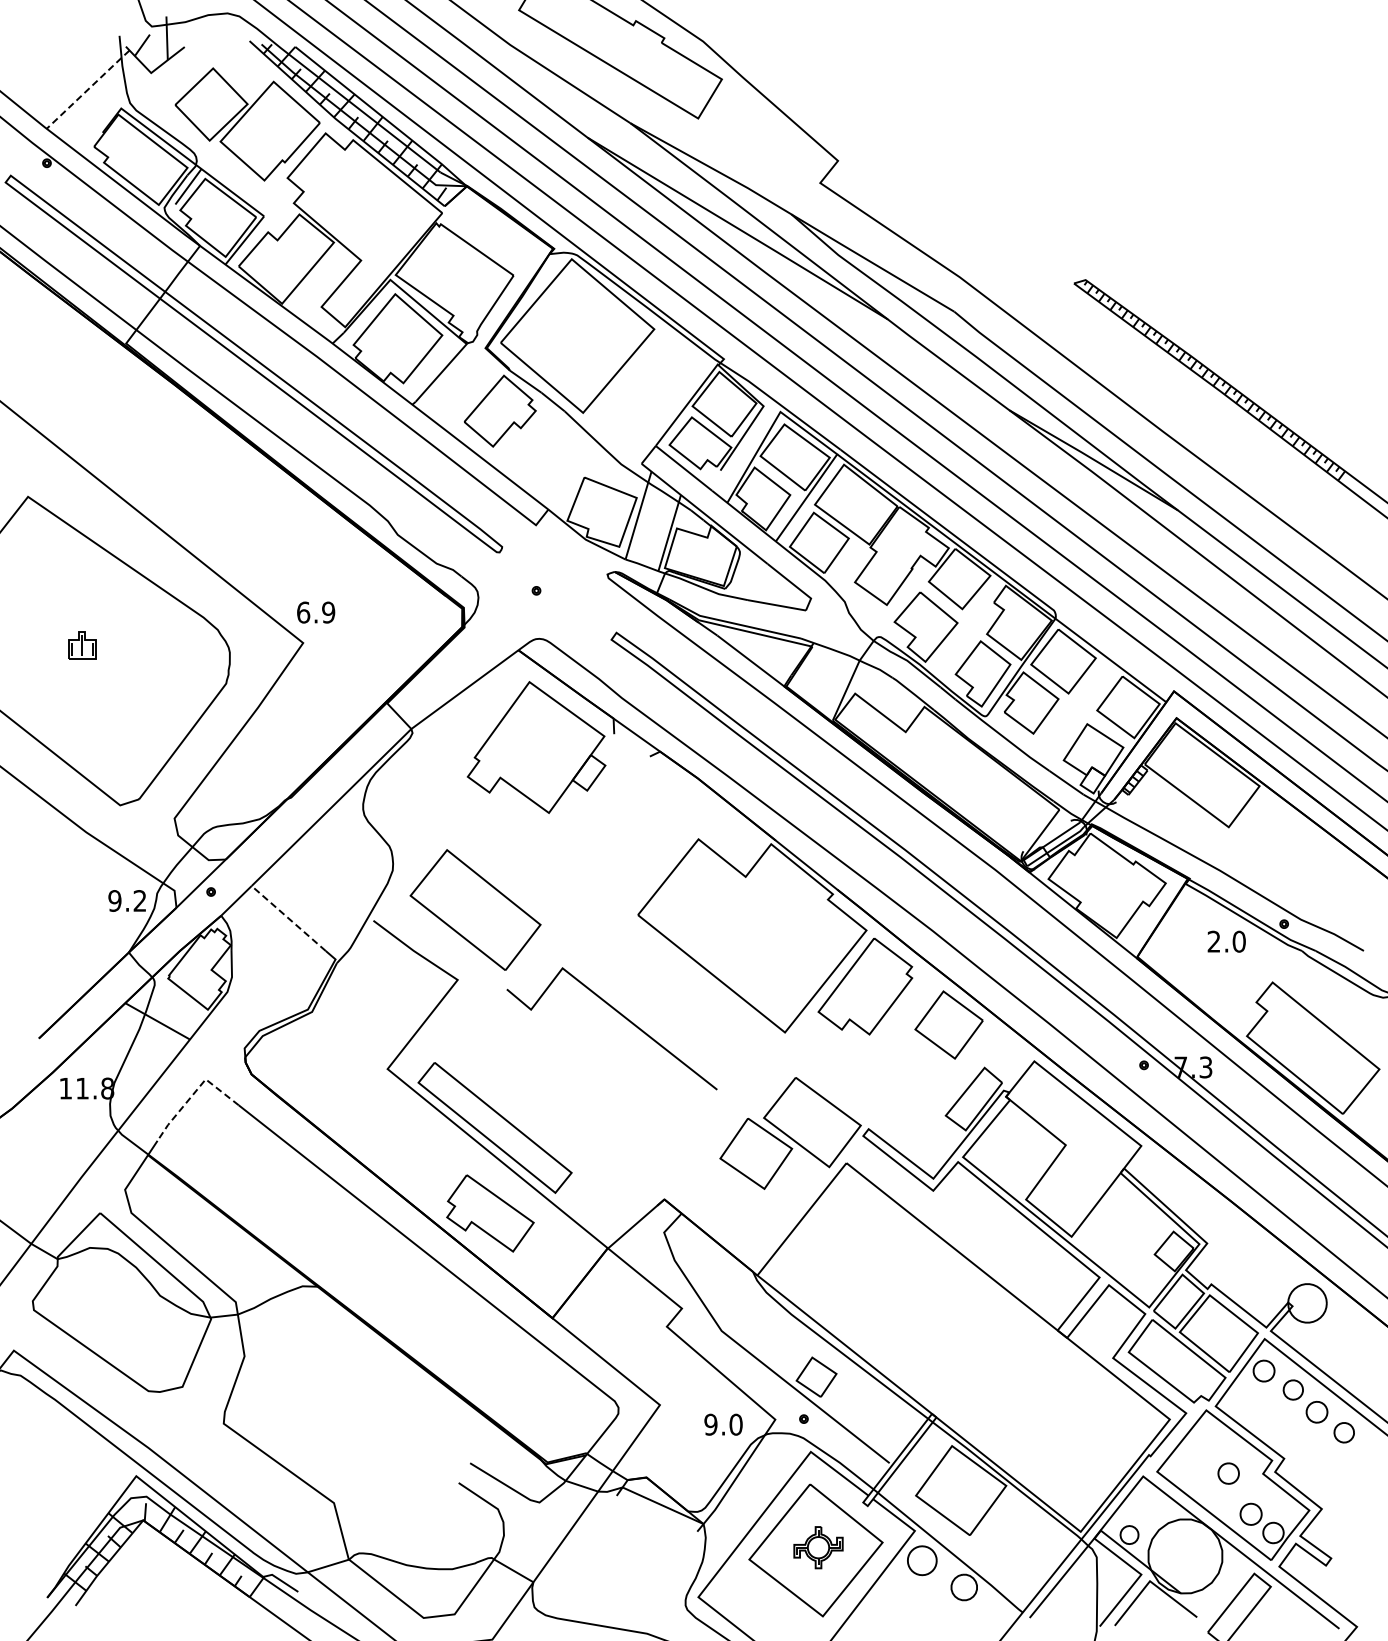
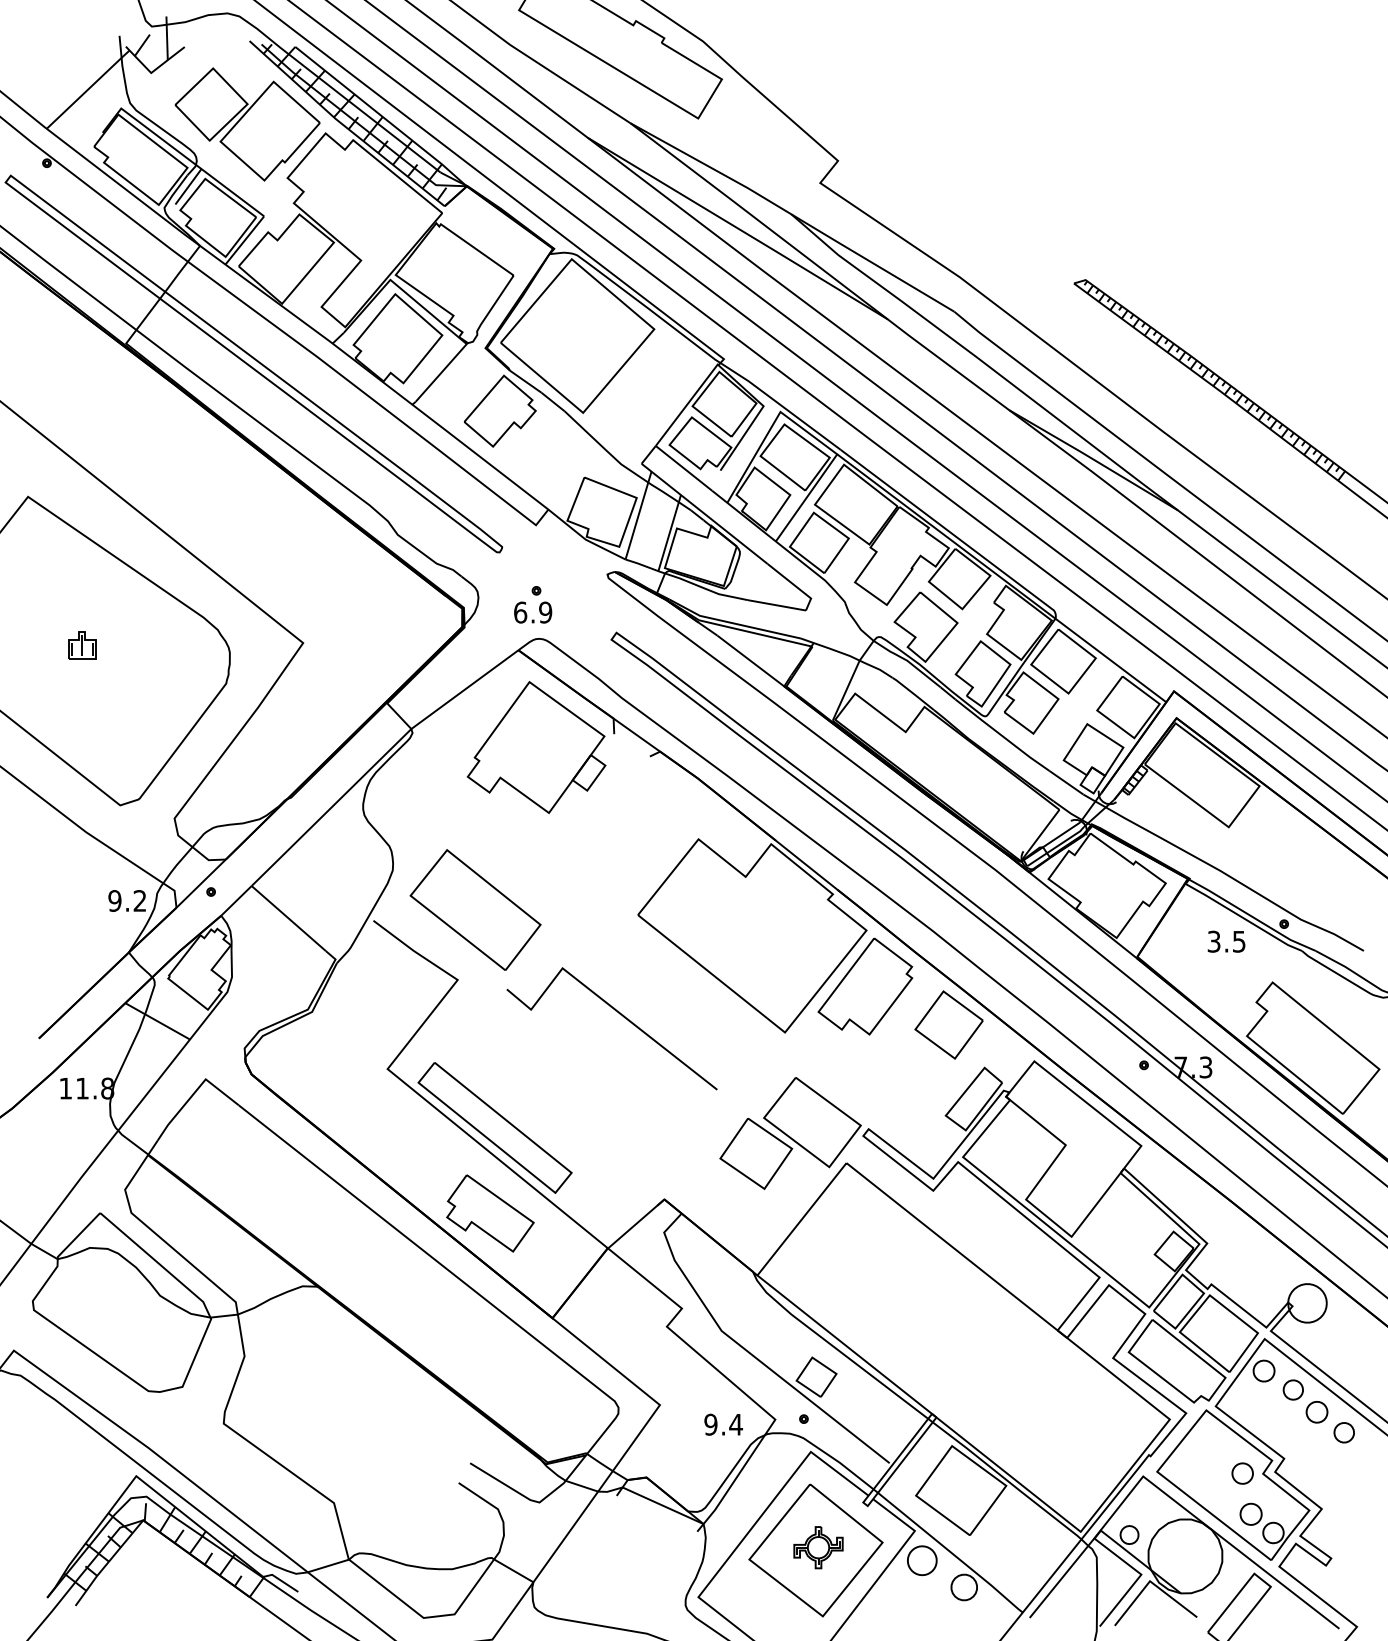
line: dashed -> solid (88, 89)
text position: (316, 612) -> (533, 612) (533, 612)
line: dashed -> solid (288, 918)
text: 2.0 -> 3.5 (1226, 941)
line: dashed -> solid (193, 1093)
text: 9.0 -> 9.4 (735, 1424)
part position: (1228, 1473) -> (1242, 1473) (1242, 1473)
